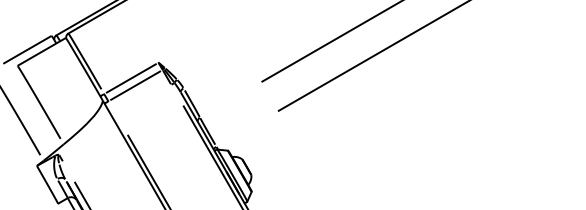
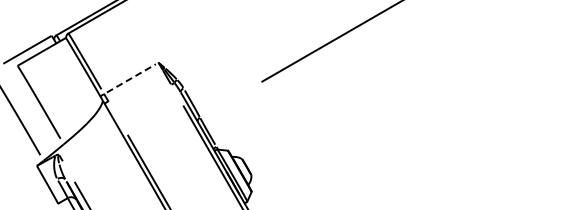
line: present -> none (372, 56)
line: solid -> dashed (131, 78)
line: present -> none (135, 85)
